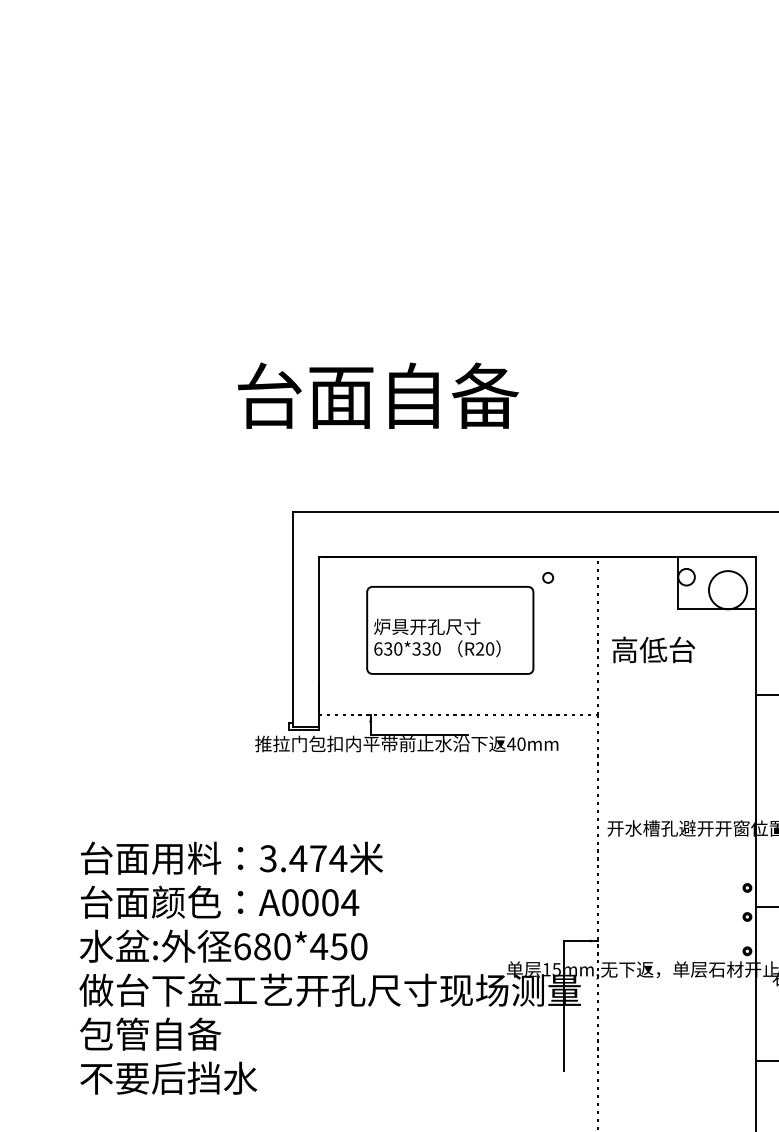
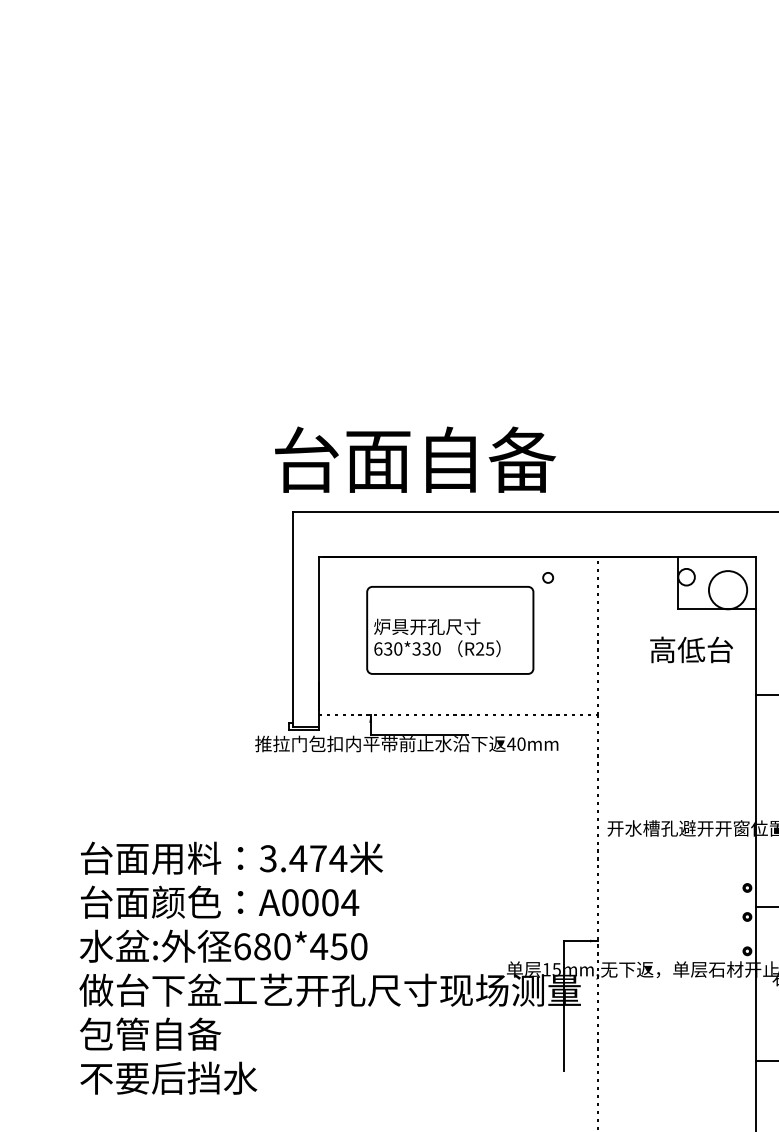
text position: (378, 395) -> (415, 459) (415, 459)
text: R20 -> R25 (490, 648)
text position: (653, 649) -> (691, 649) (691, 649)
